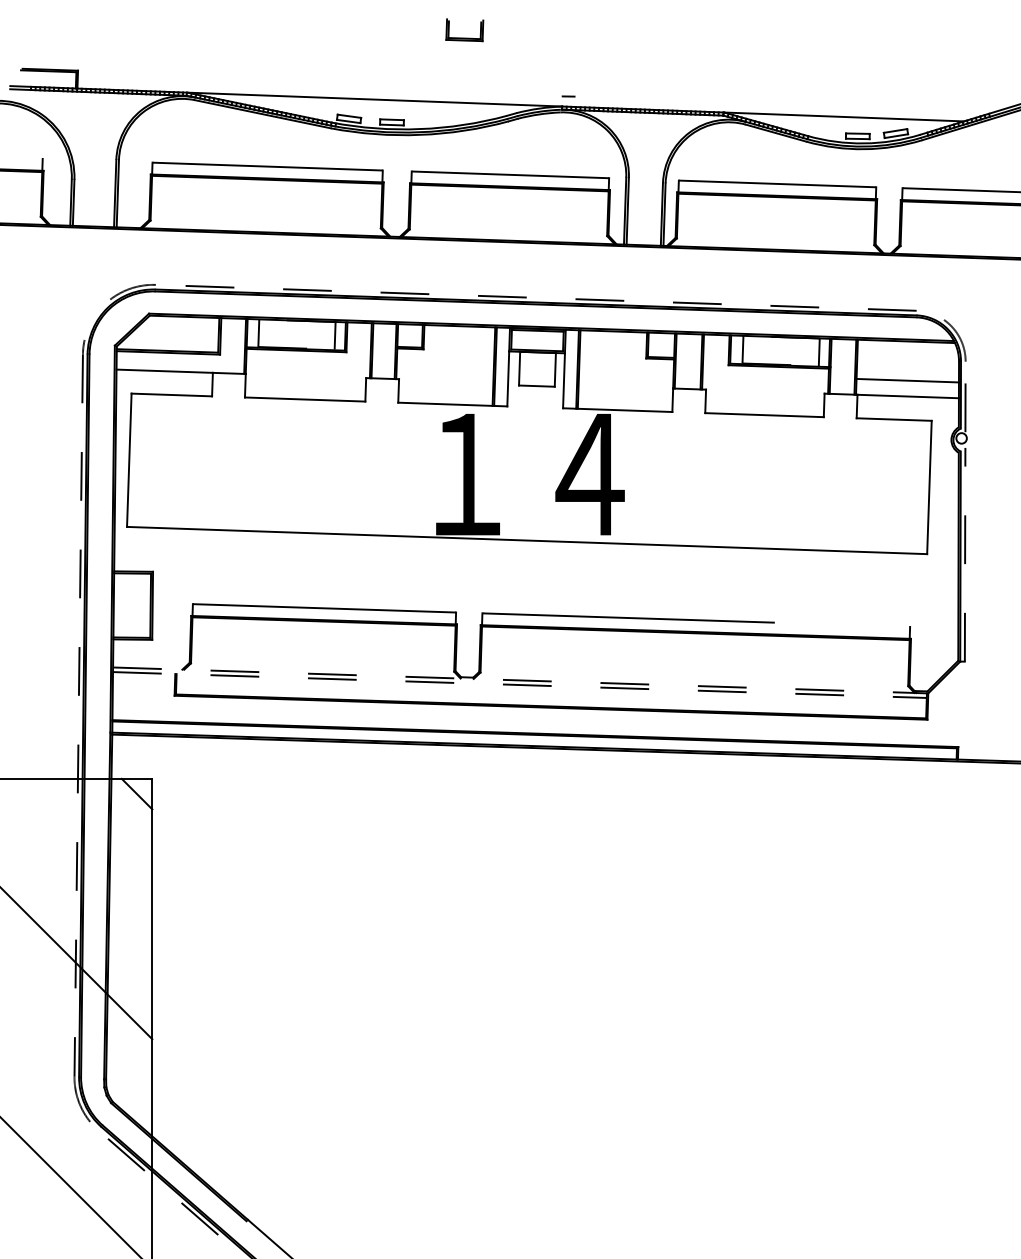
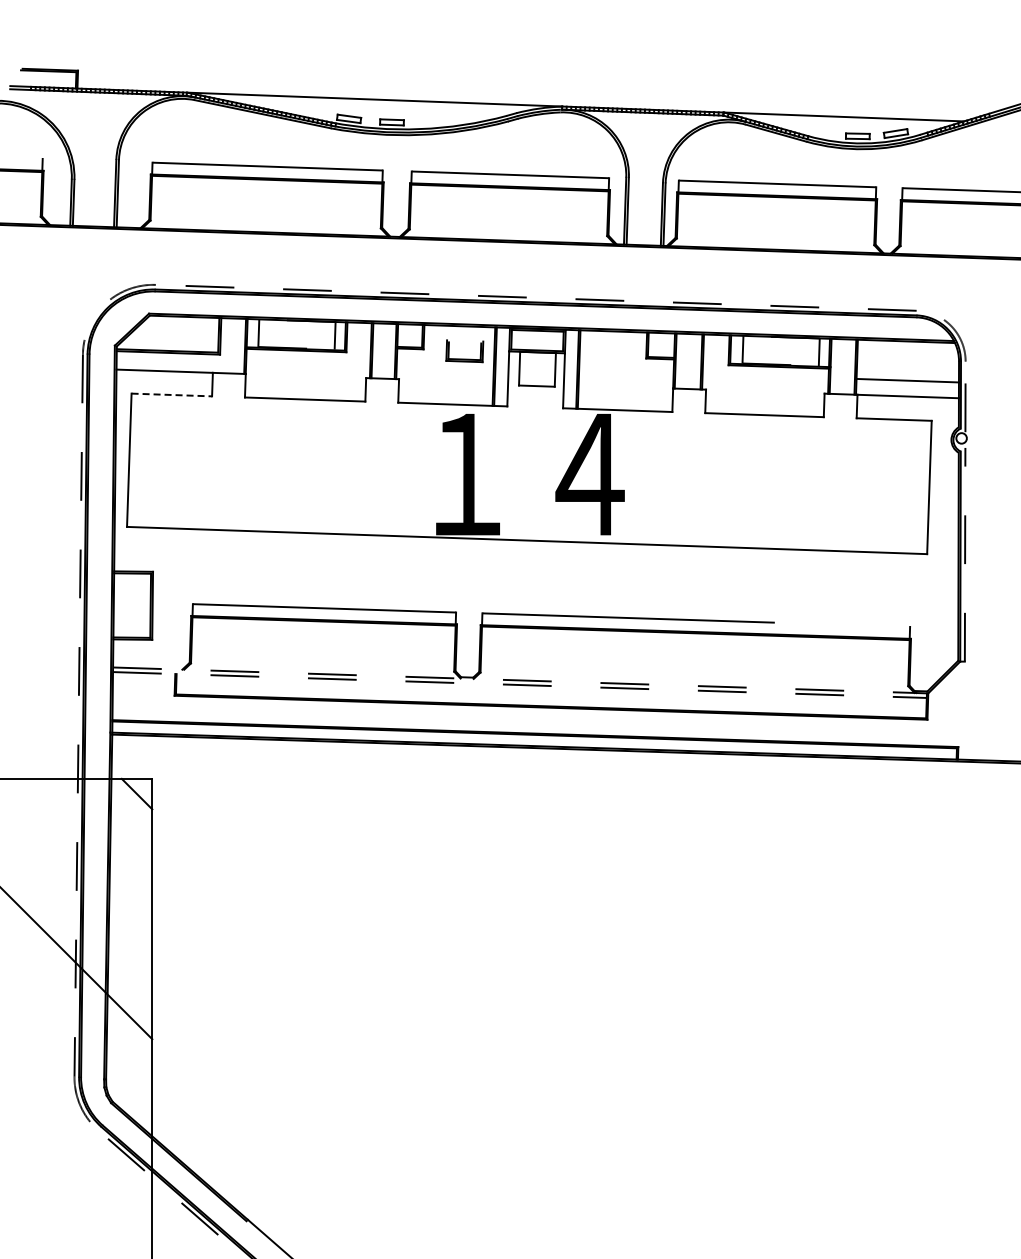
part position: (464, 37) -> (464, 358) (464, 358)
line: present -> none (568, 96)
line: solid -> dashed (172, 395)
line: present -> none (70, 1187)
